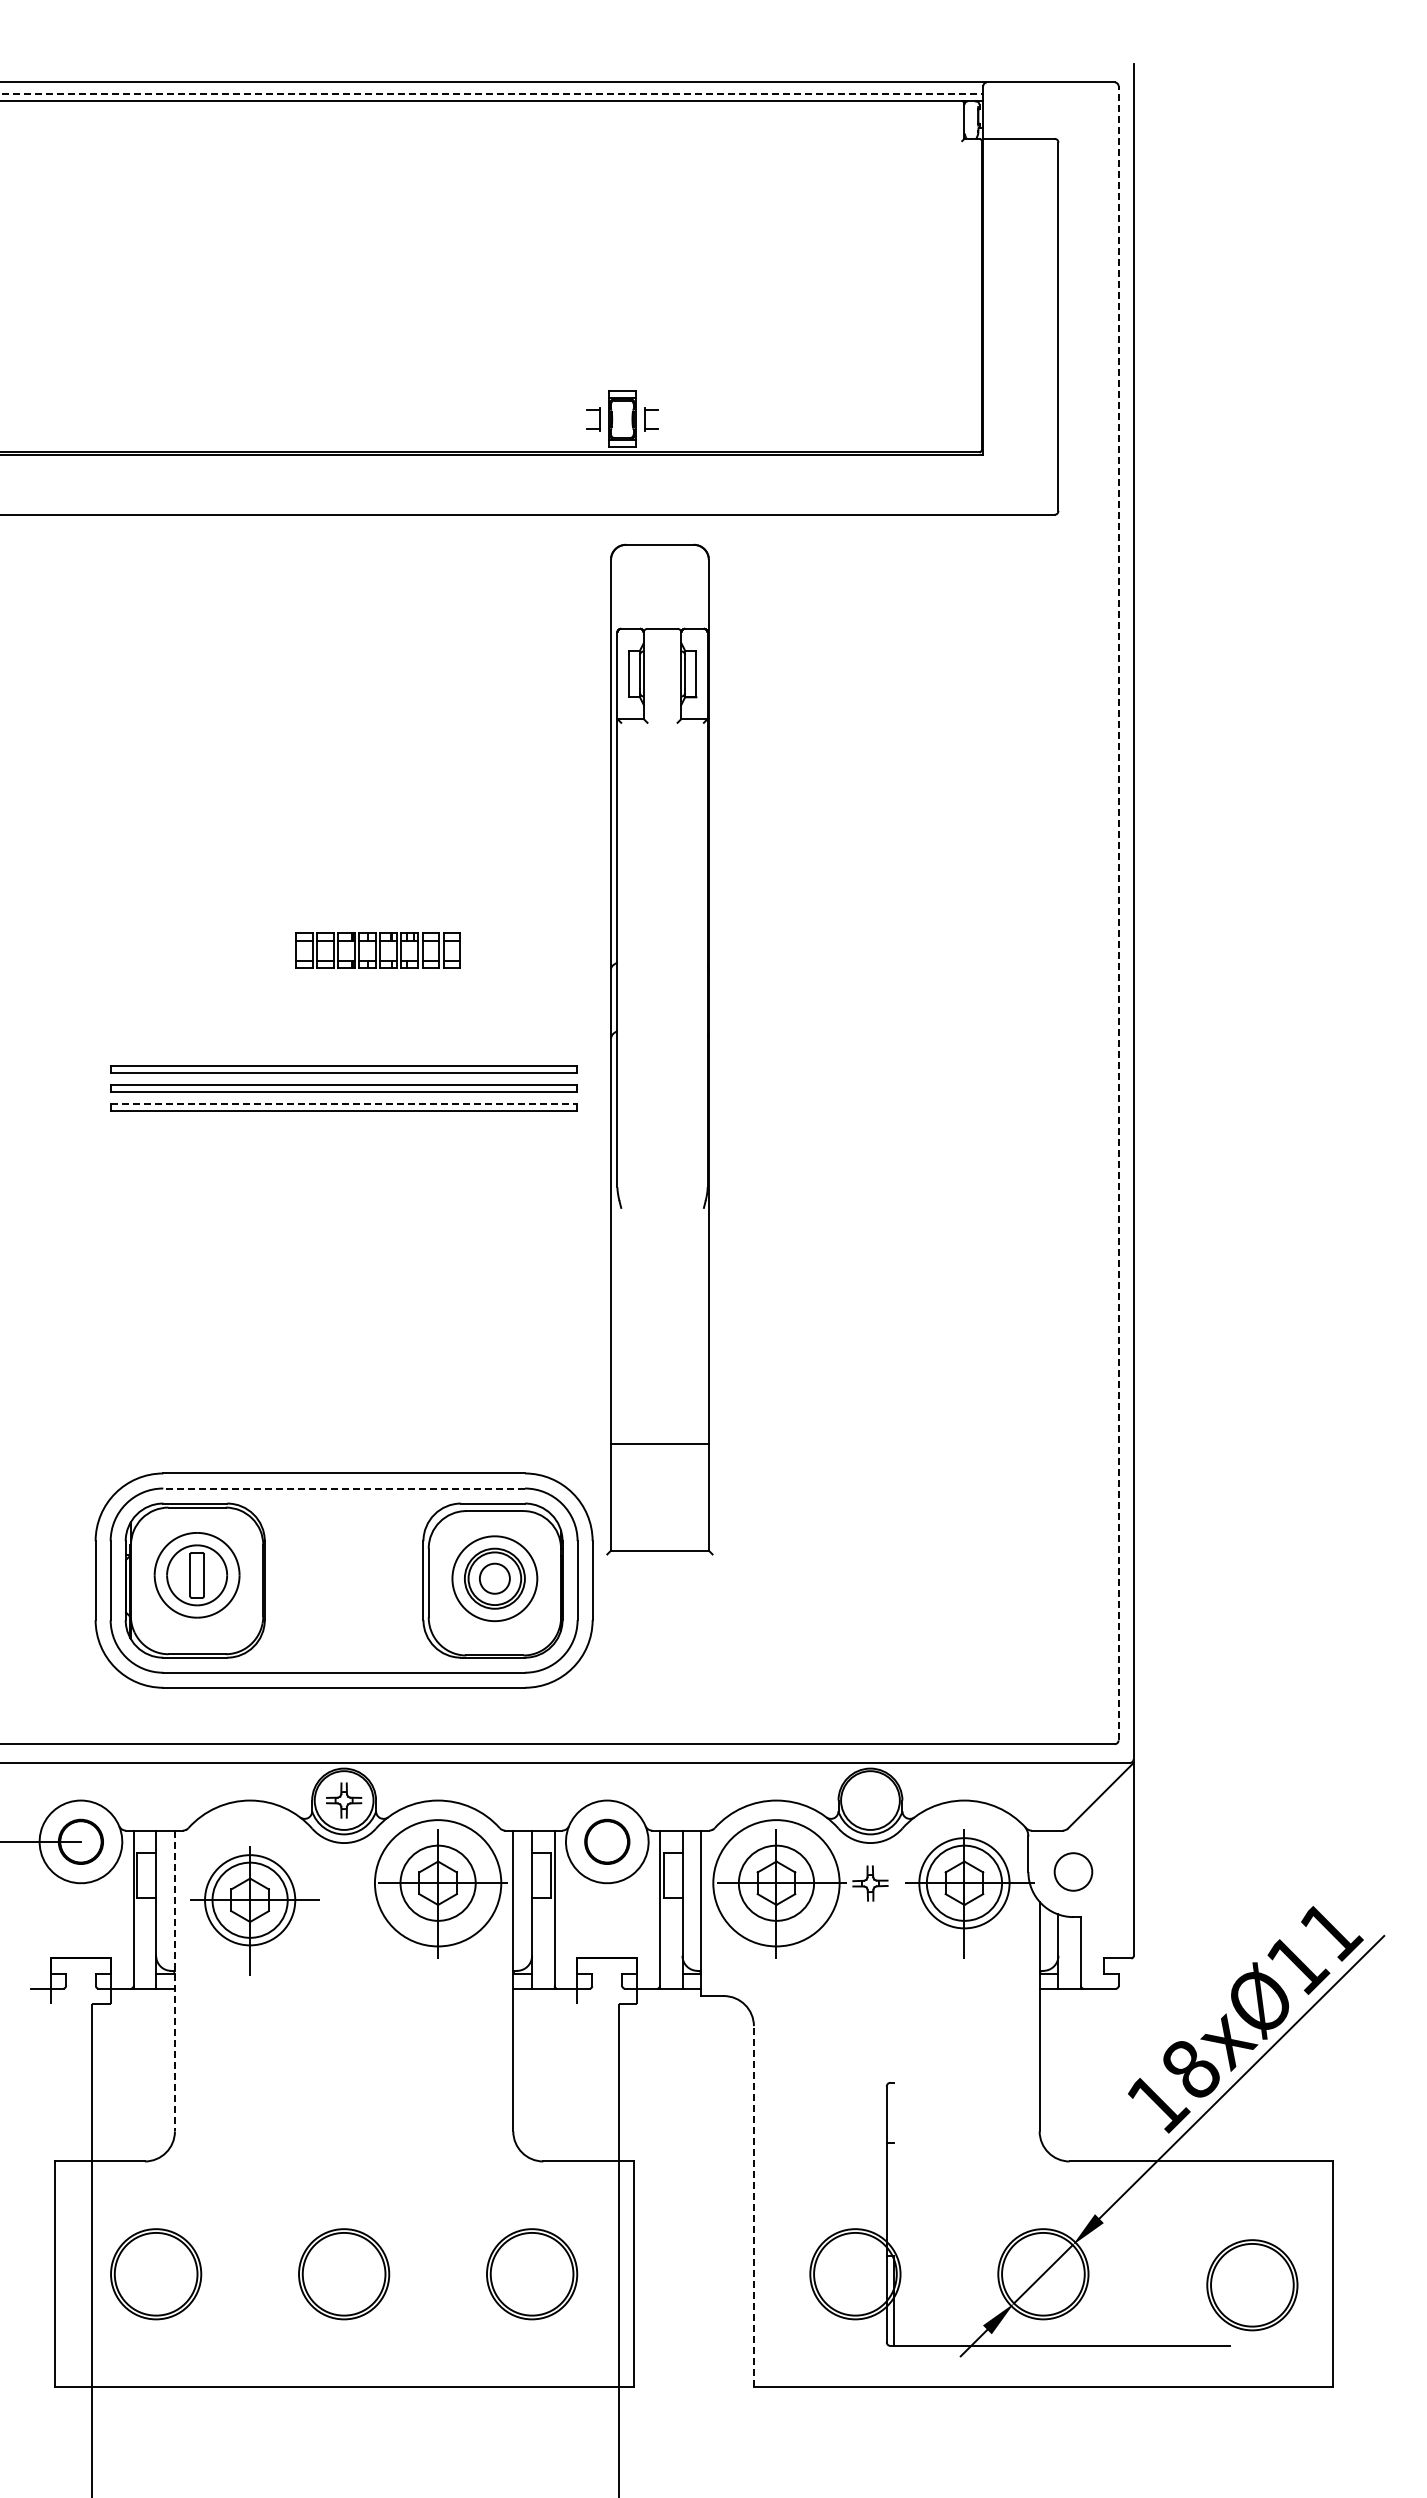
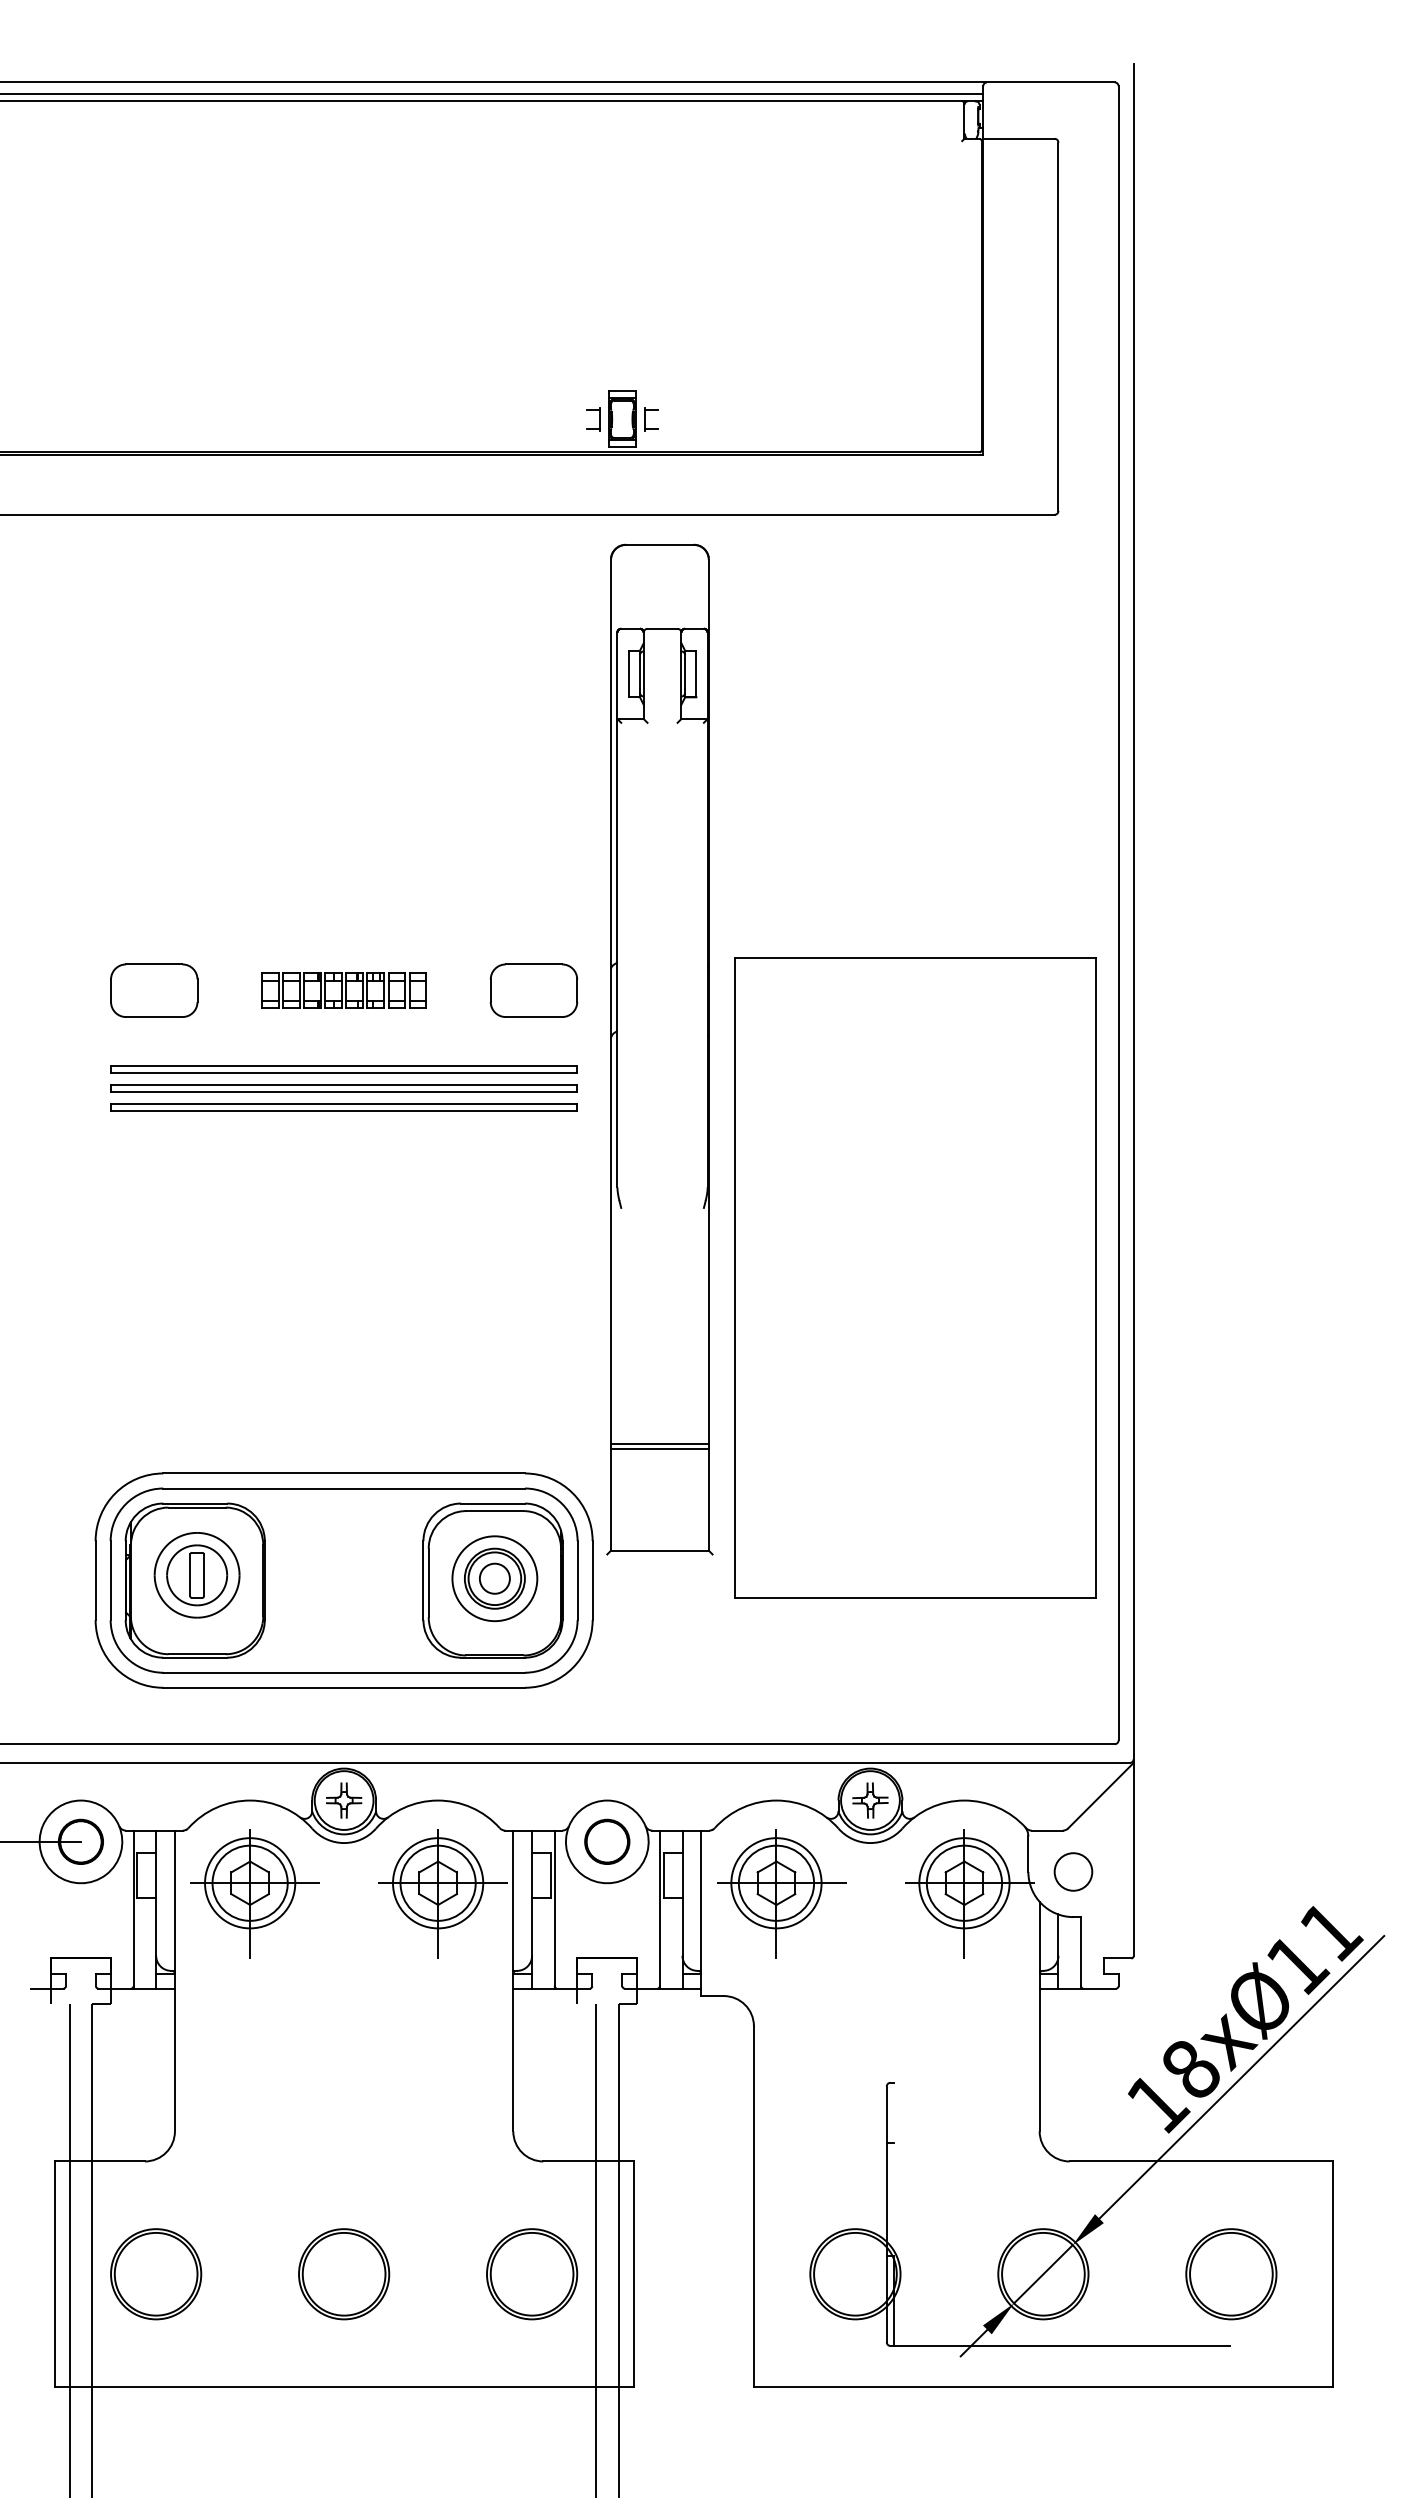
line: dashed -> solid (492, 93)
line: dashed -> solid (1118, 912)
part position: (377, 950) -> (343, 990) (343, 990)
part: none -> present (154, 990)
part: none -> present (533, 990)
line: dashed -> solid (344, 1103)
part: none -> present (915, 1277)
line: none -> present (659, 1449)
line: dashed -> solid (344, 1488)
circle diameter: 126 px -> 90 px (438, 1883)
circle diameter: 126 px -> 90 px (776, 1883)
part position: (870, 1883) -> (870, 1800) (870, 1800)
part position: (254, 1910) -> (254, 1893) (254, 1893)
line: dashed -> solid (174, 1981)
line: dashed -> solid (753, 2206)
line: none -> present (69, 2248)
line: none -> present (596, 2248)
part position: (1252, 2285) -> (1231, 2274) (1231, 2274)
